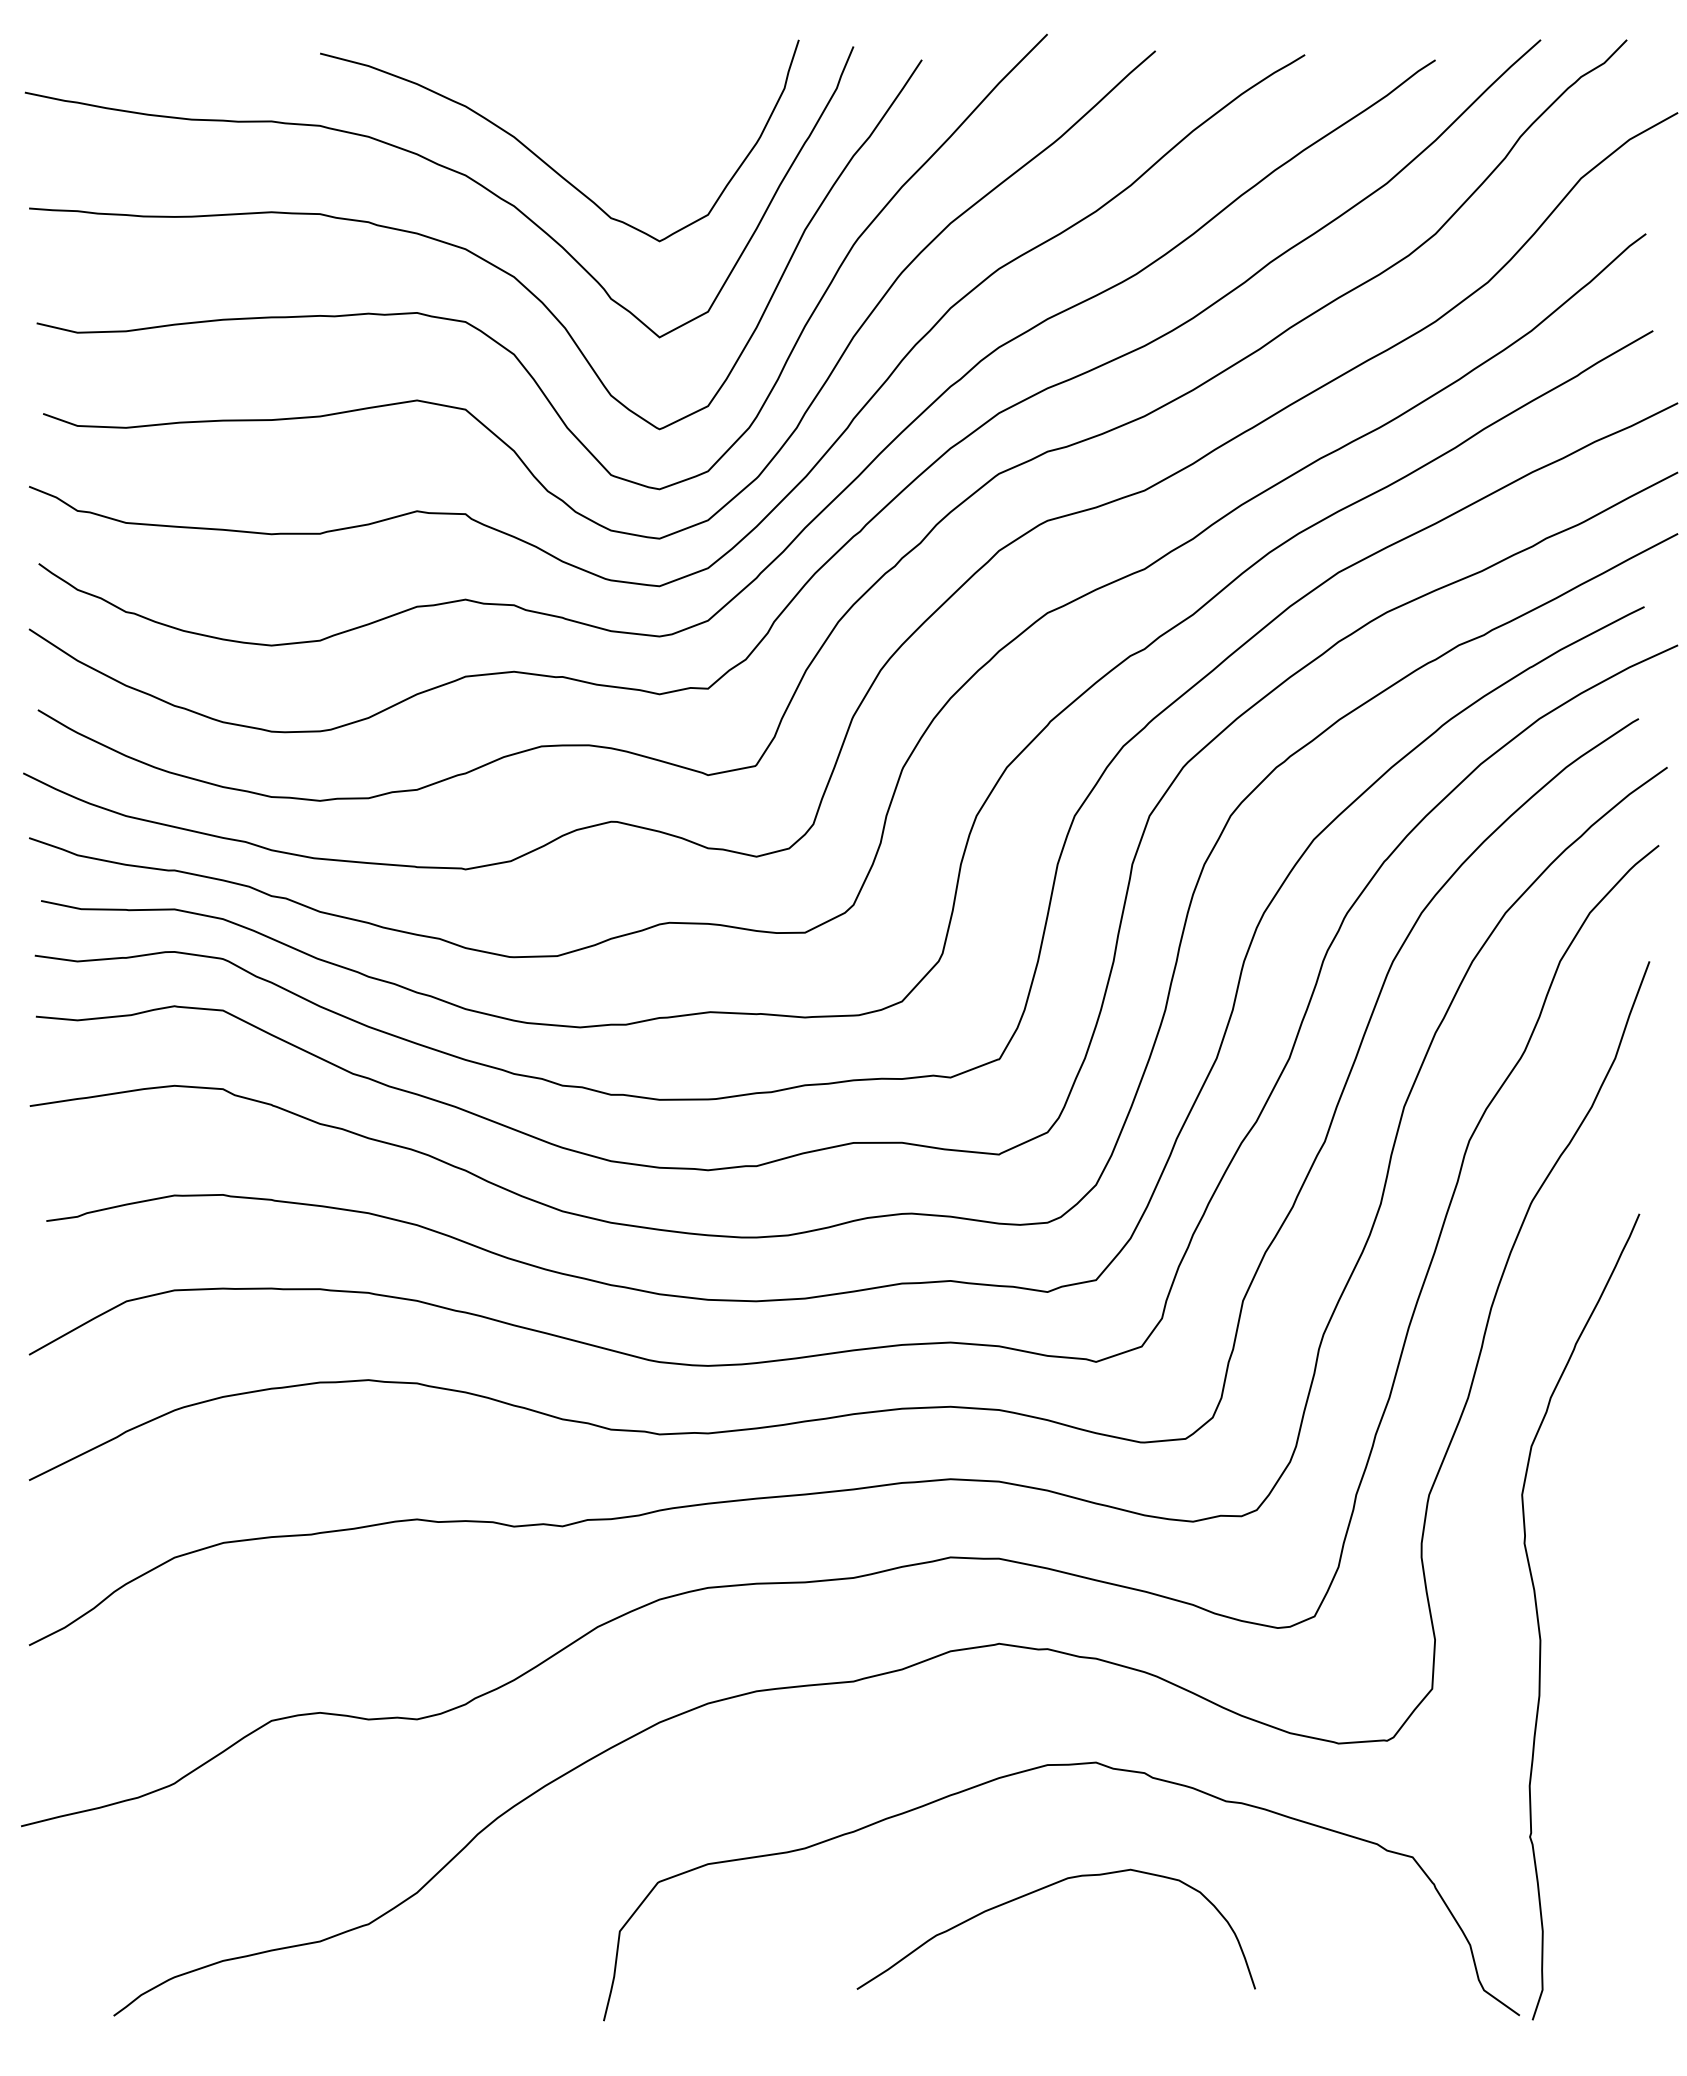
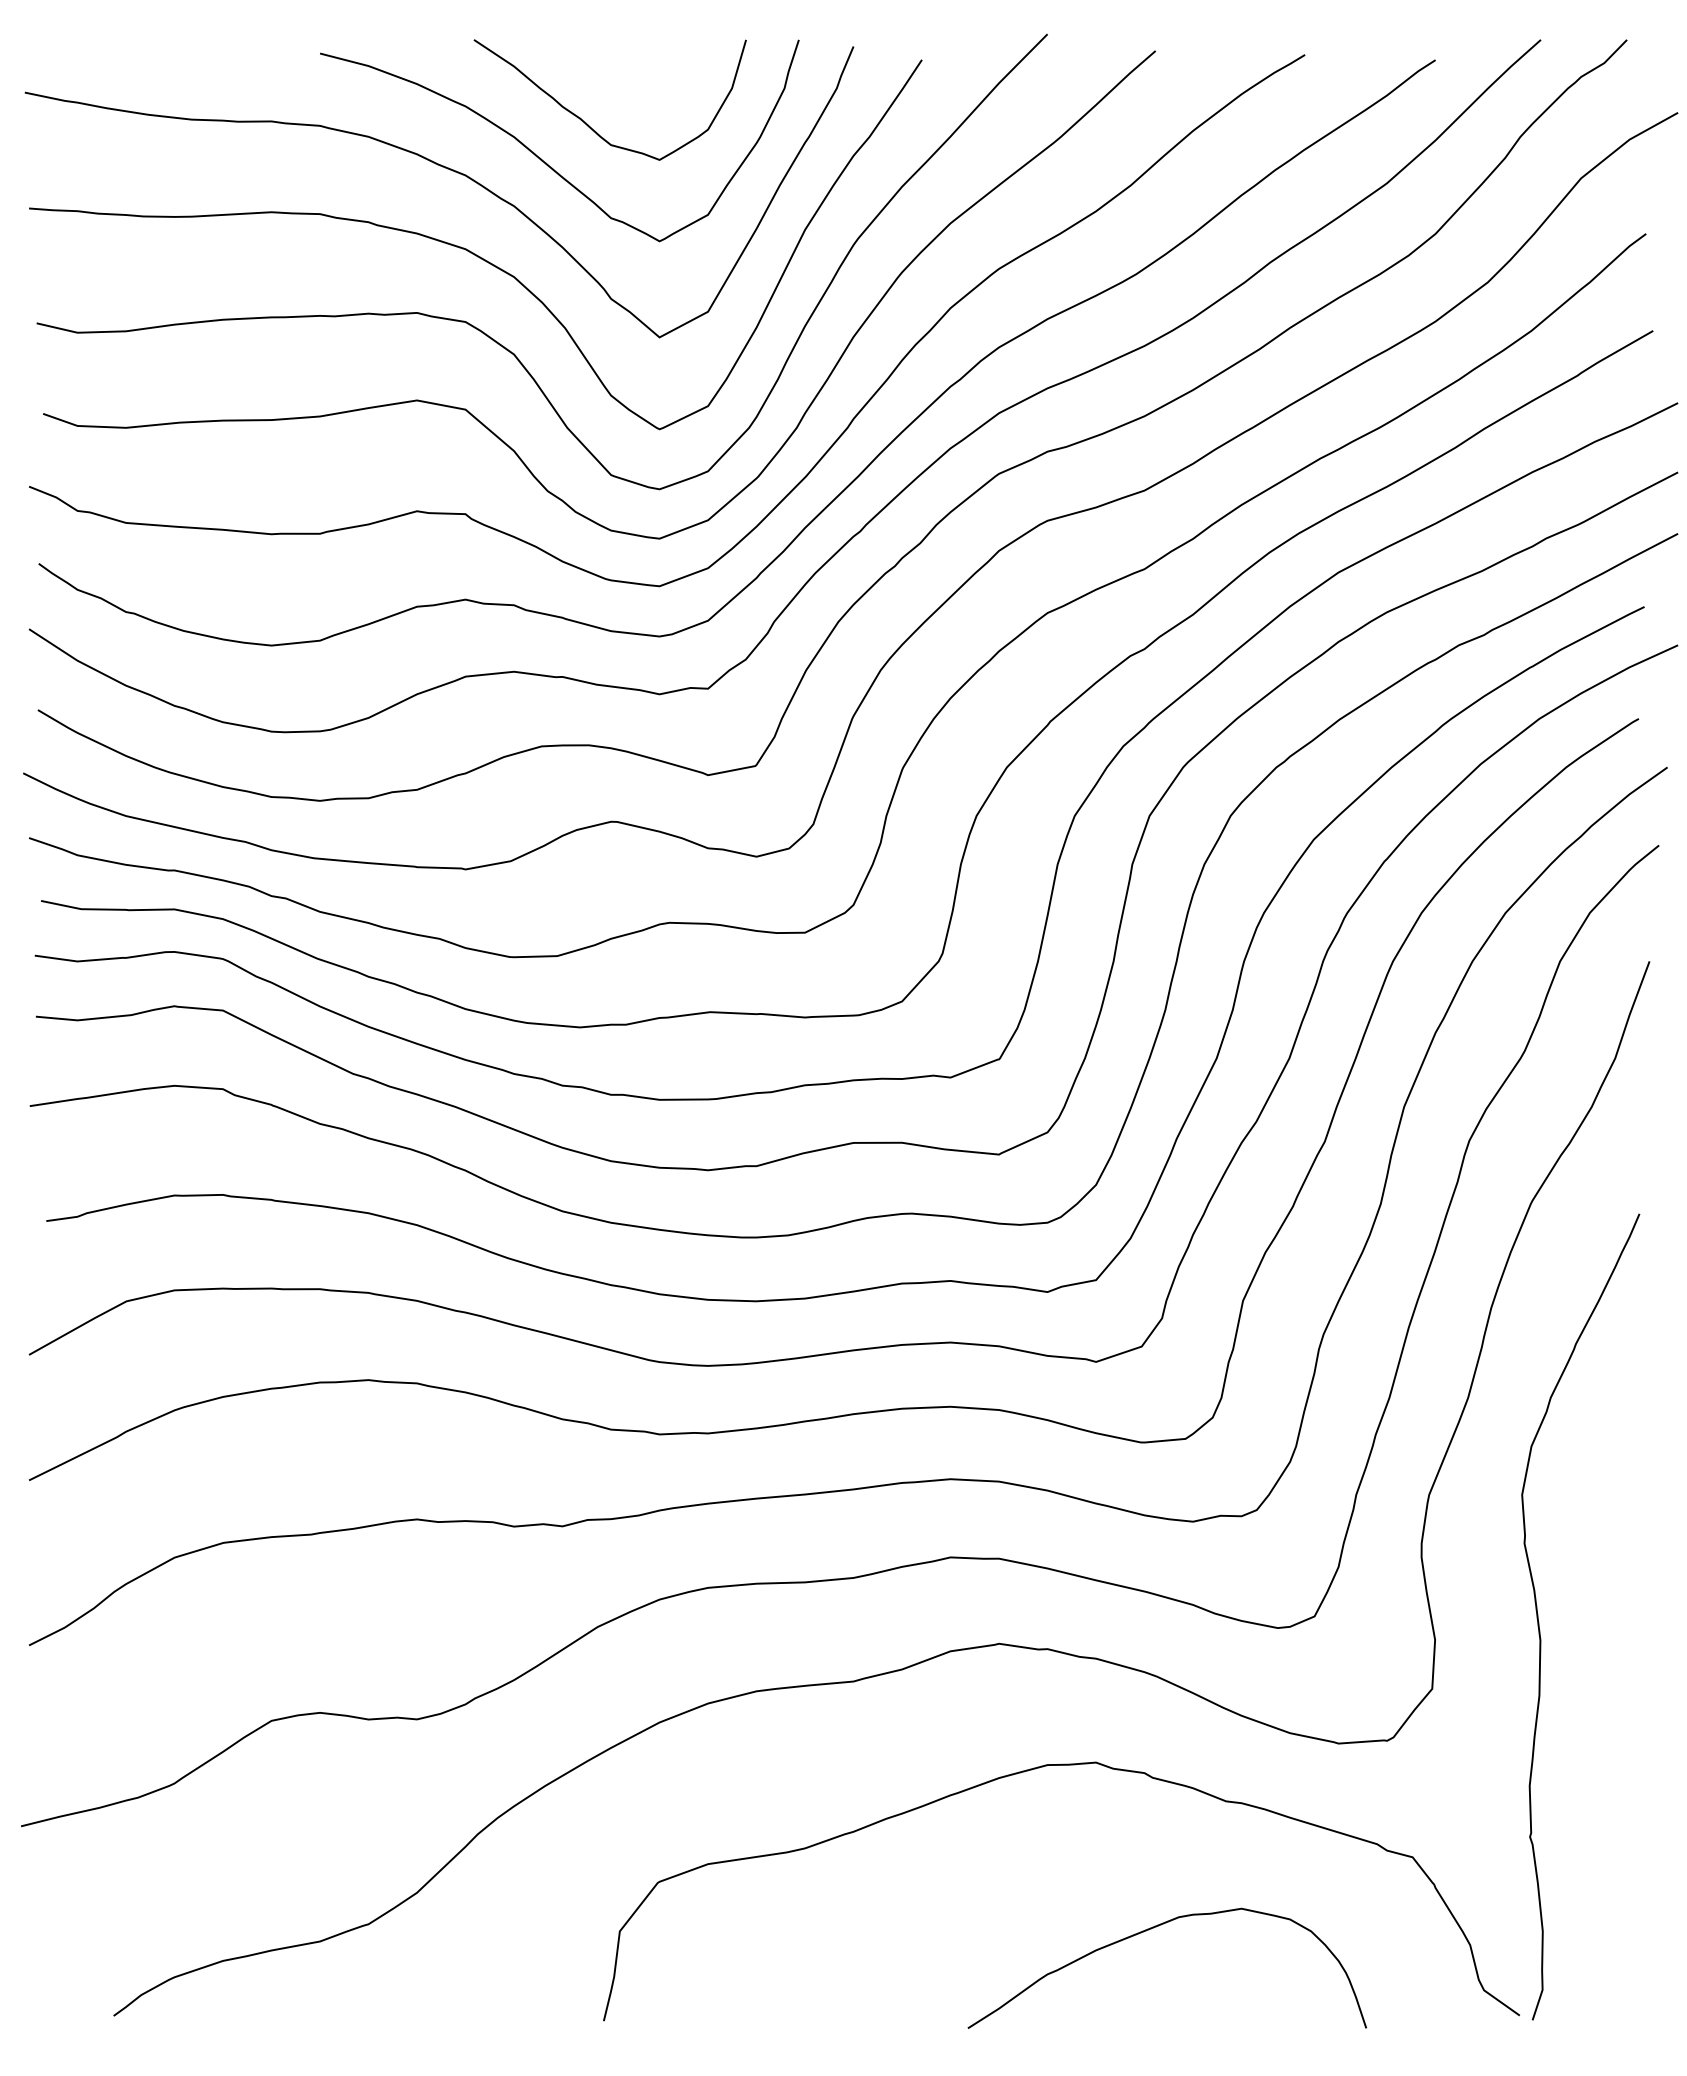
curve: none -> present (586, 122)
curve position: (1040, 1890) -> (1151, 1929) (1151, 1929)
